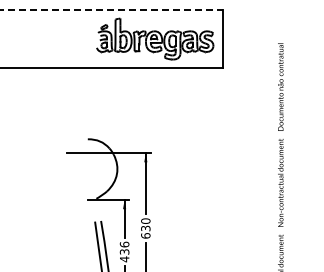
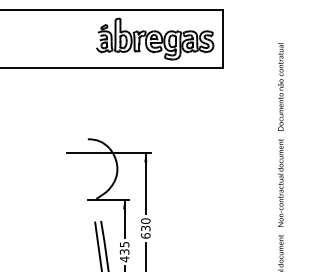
line: dashed -> solid (111, 10)
text: 436 -> 435 (124, 244)
